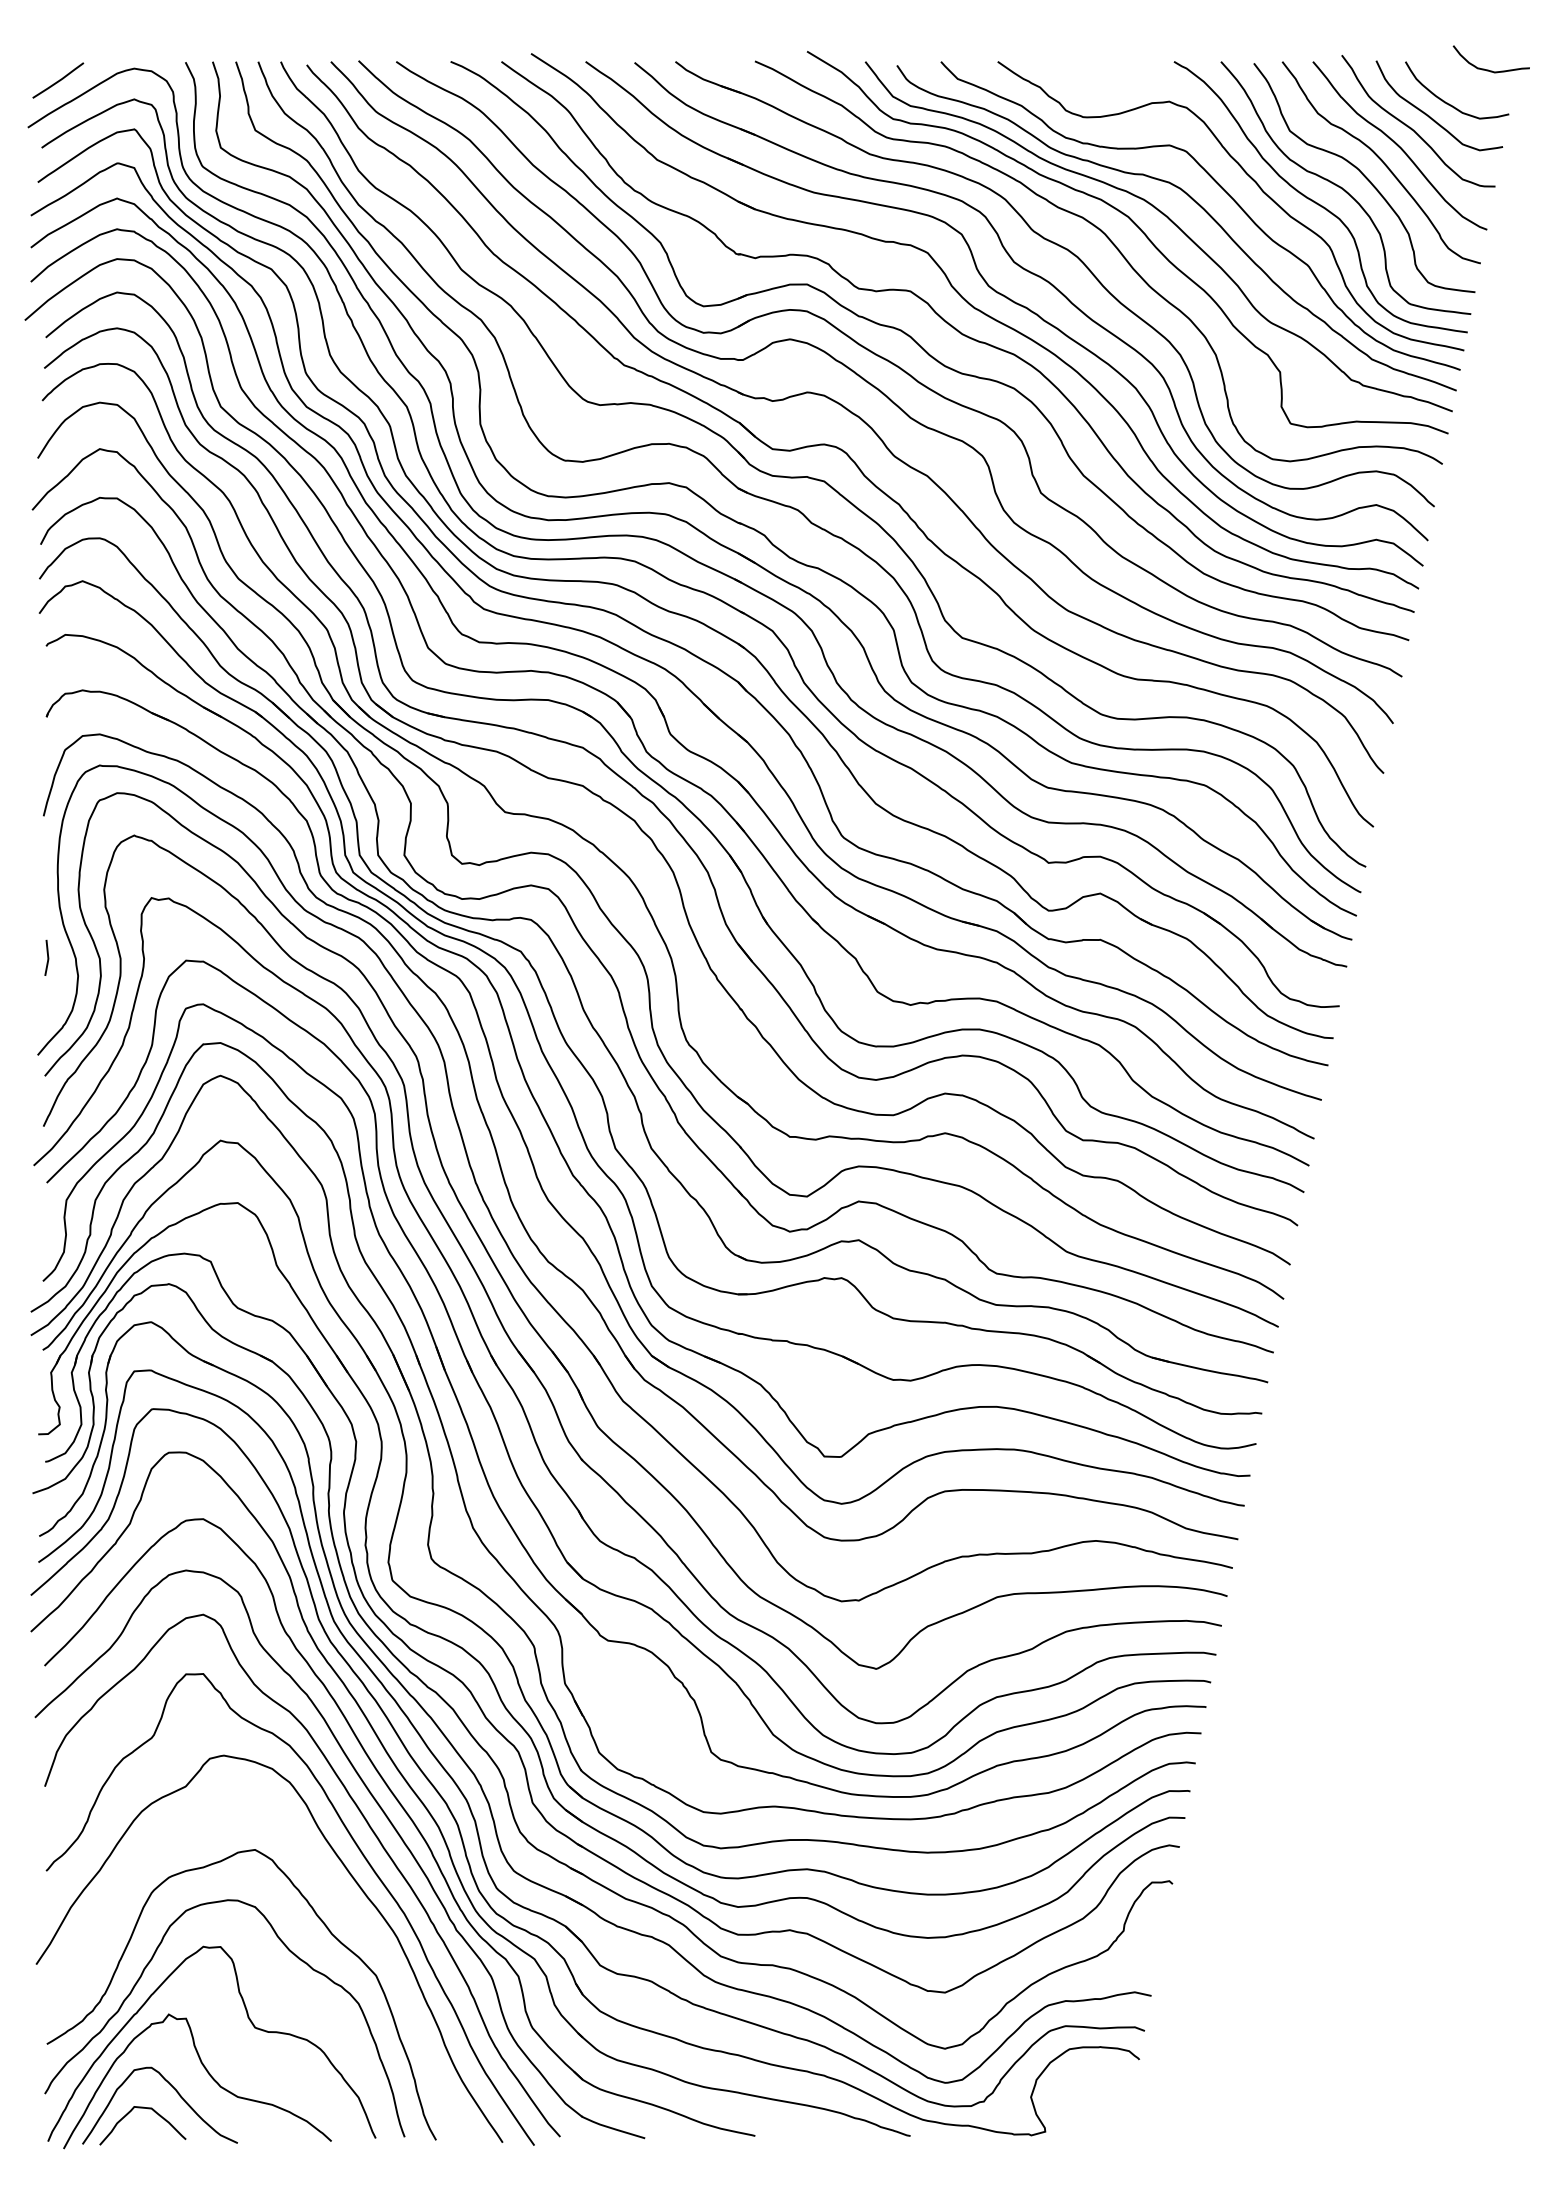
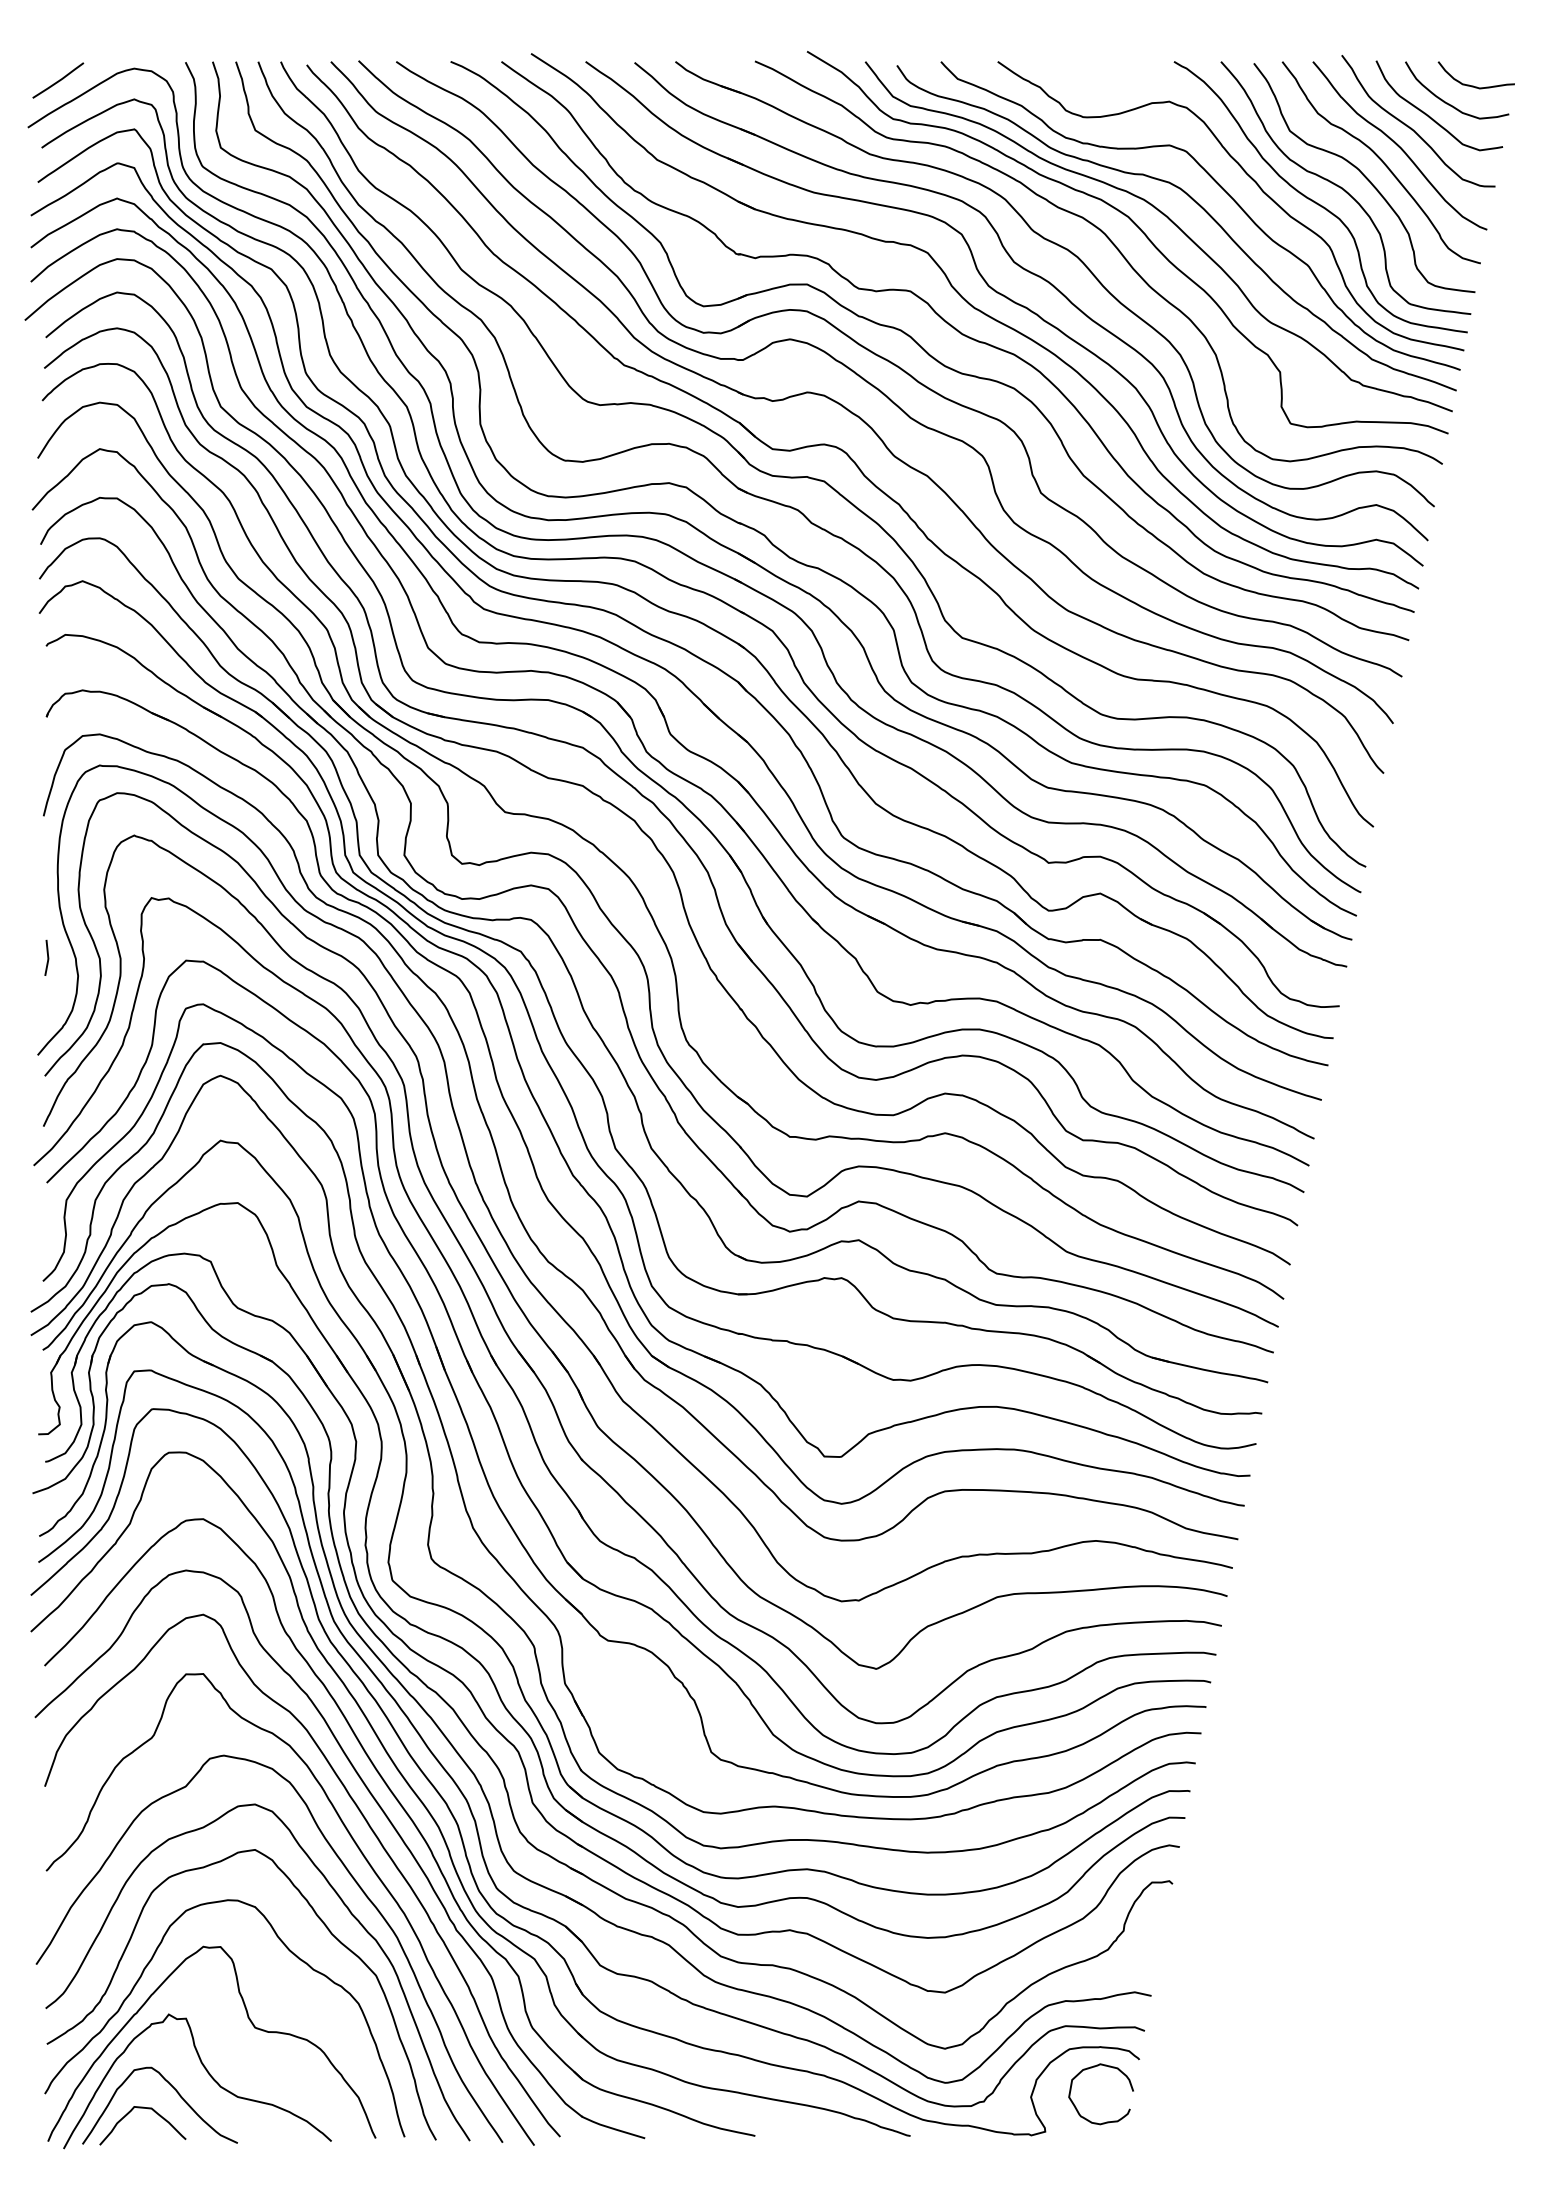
curve position: (1488, 69) -> (1473, 85) (1473, 85)
curve: none -> present (343, 1904)
curve: none -> present (1077, 2108)
